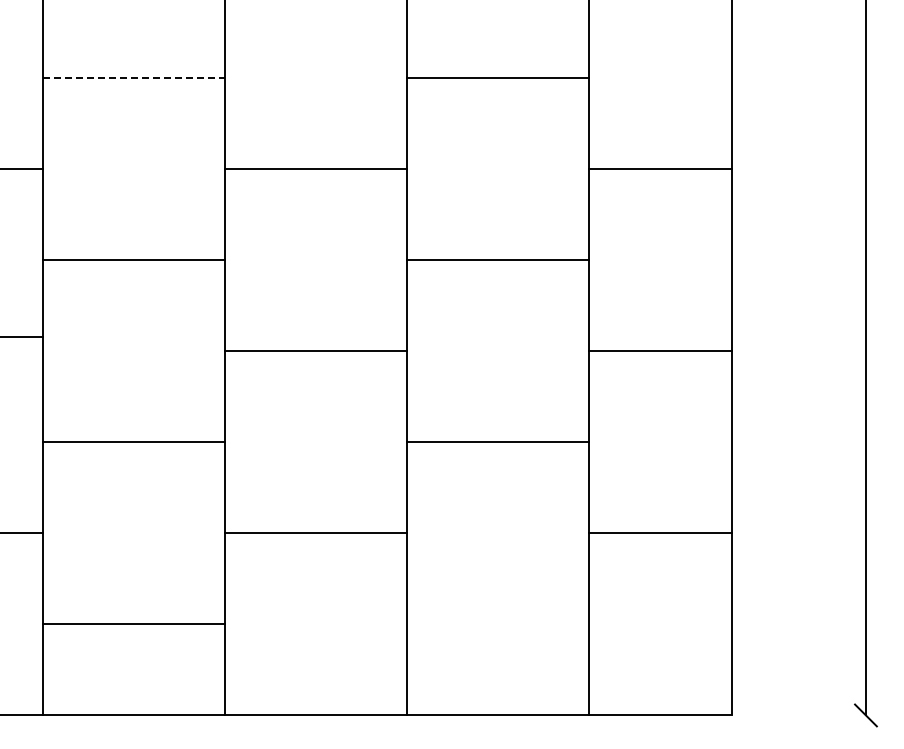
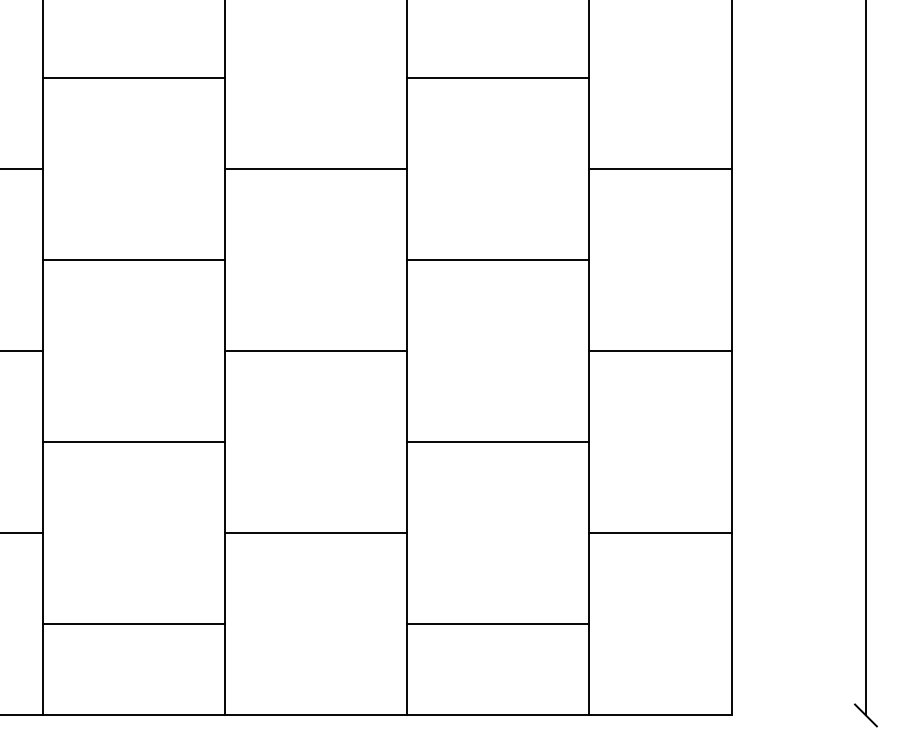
line: dashed -> solid (134, 78)
line position: (22, 337) -> (22, 351) (22, 351)
line: none -> present (498, 624)
